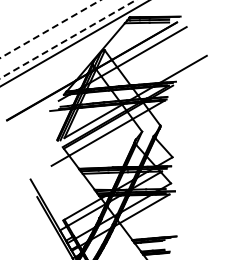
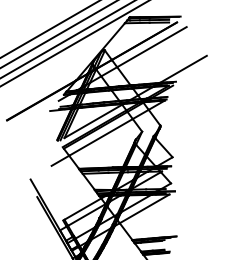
line: dashed -> solid (50, 29)
line: none -> present (58, 34)
line: dashed -> solid (67, 39)
